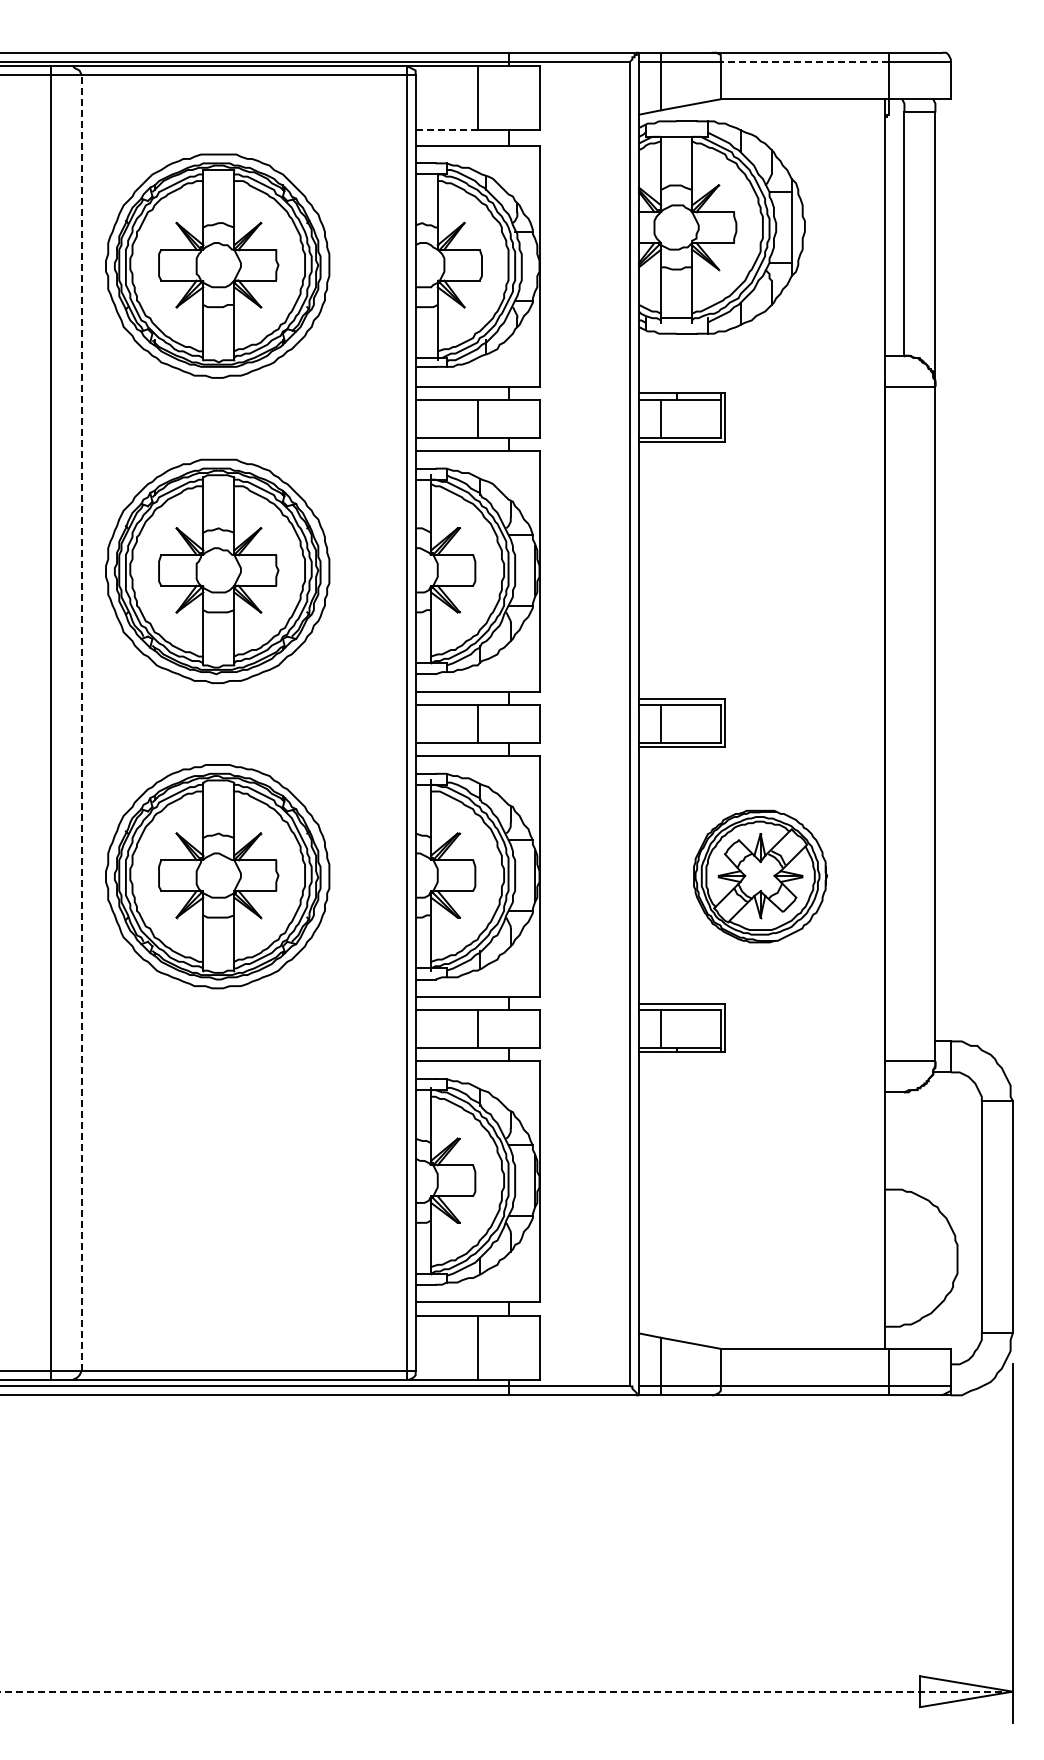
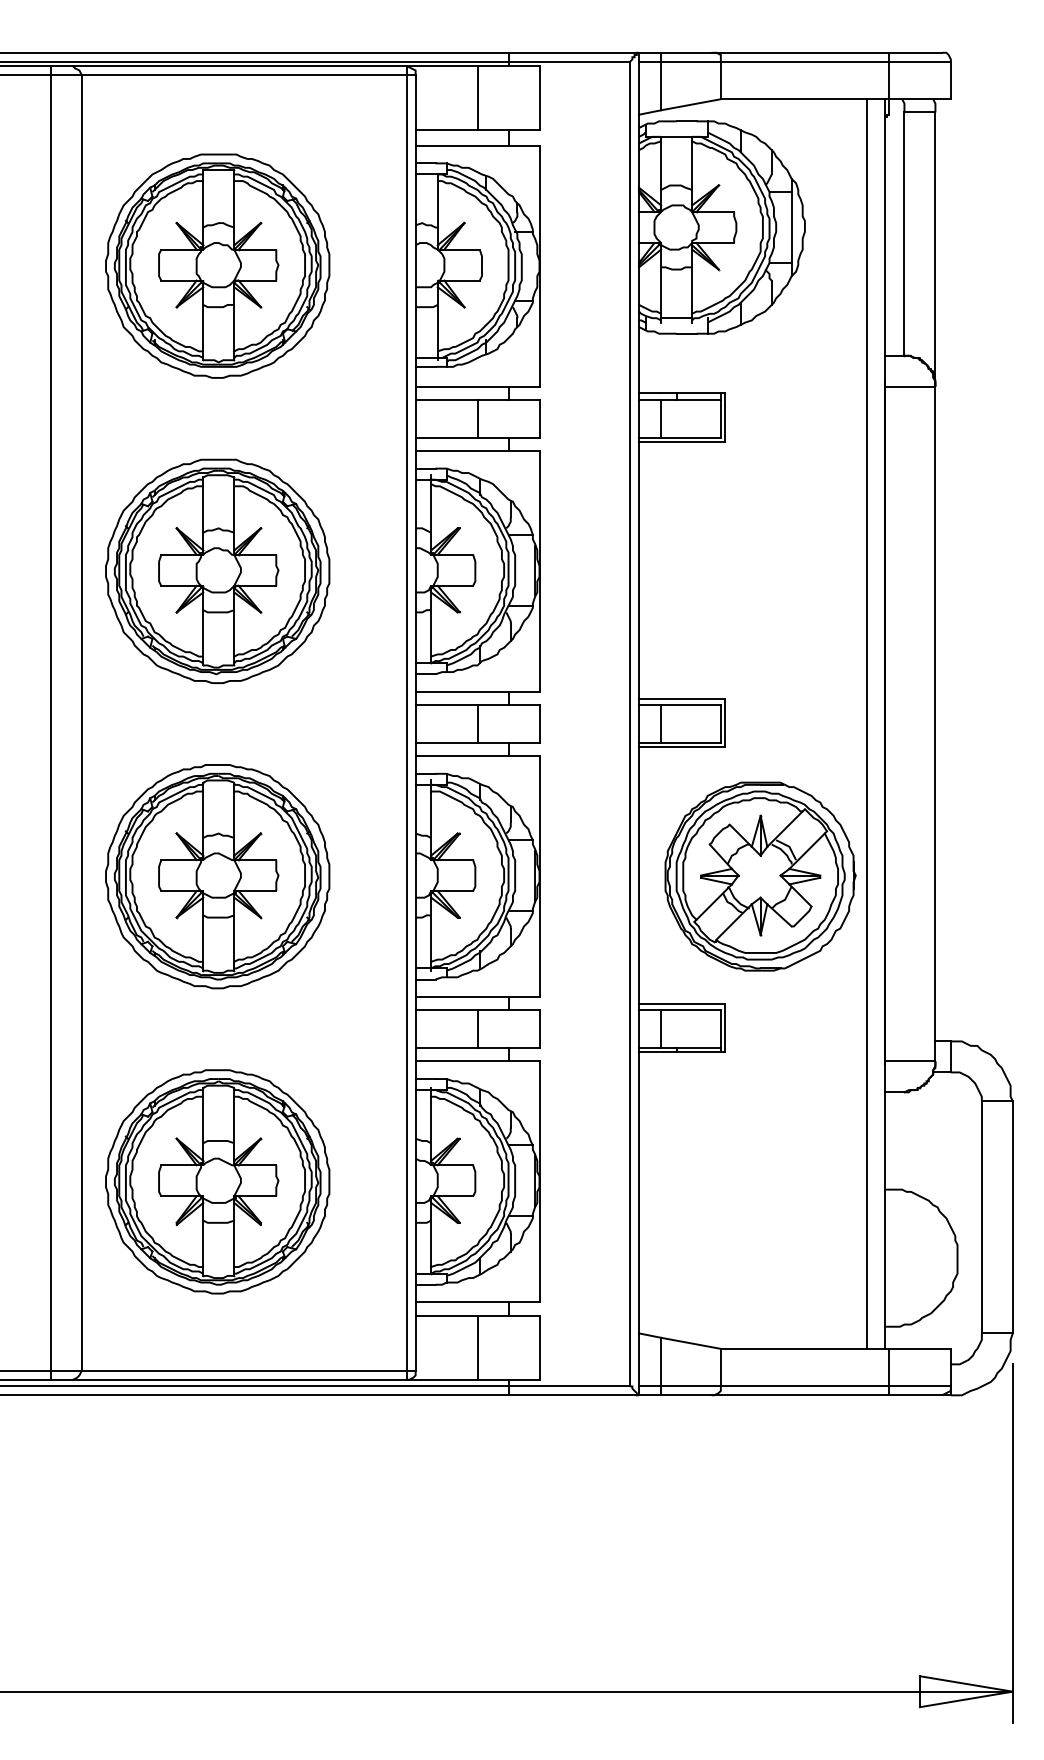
line: dashed -> solid (804, 61)
line: dashed -> solid (446, 130)
line: dashed -> solid (81, 722)
line: none -> present (866, 723)
part size: 135x135 px -> 193x191 px (760, 876)
part: none -> present (217, 1181)
line: dashed -> solid (506, 1691)
